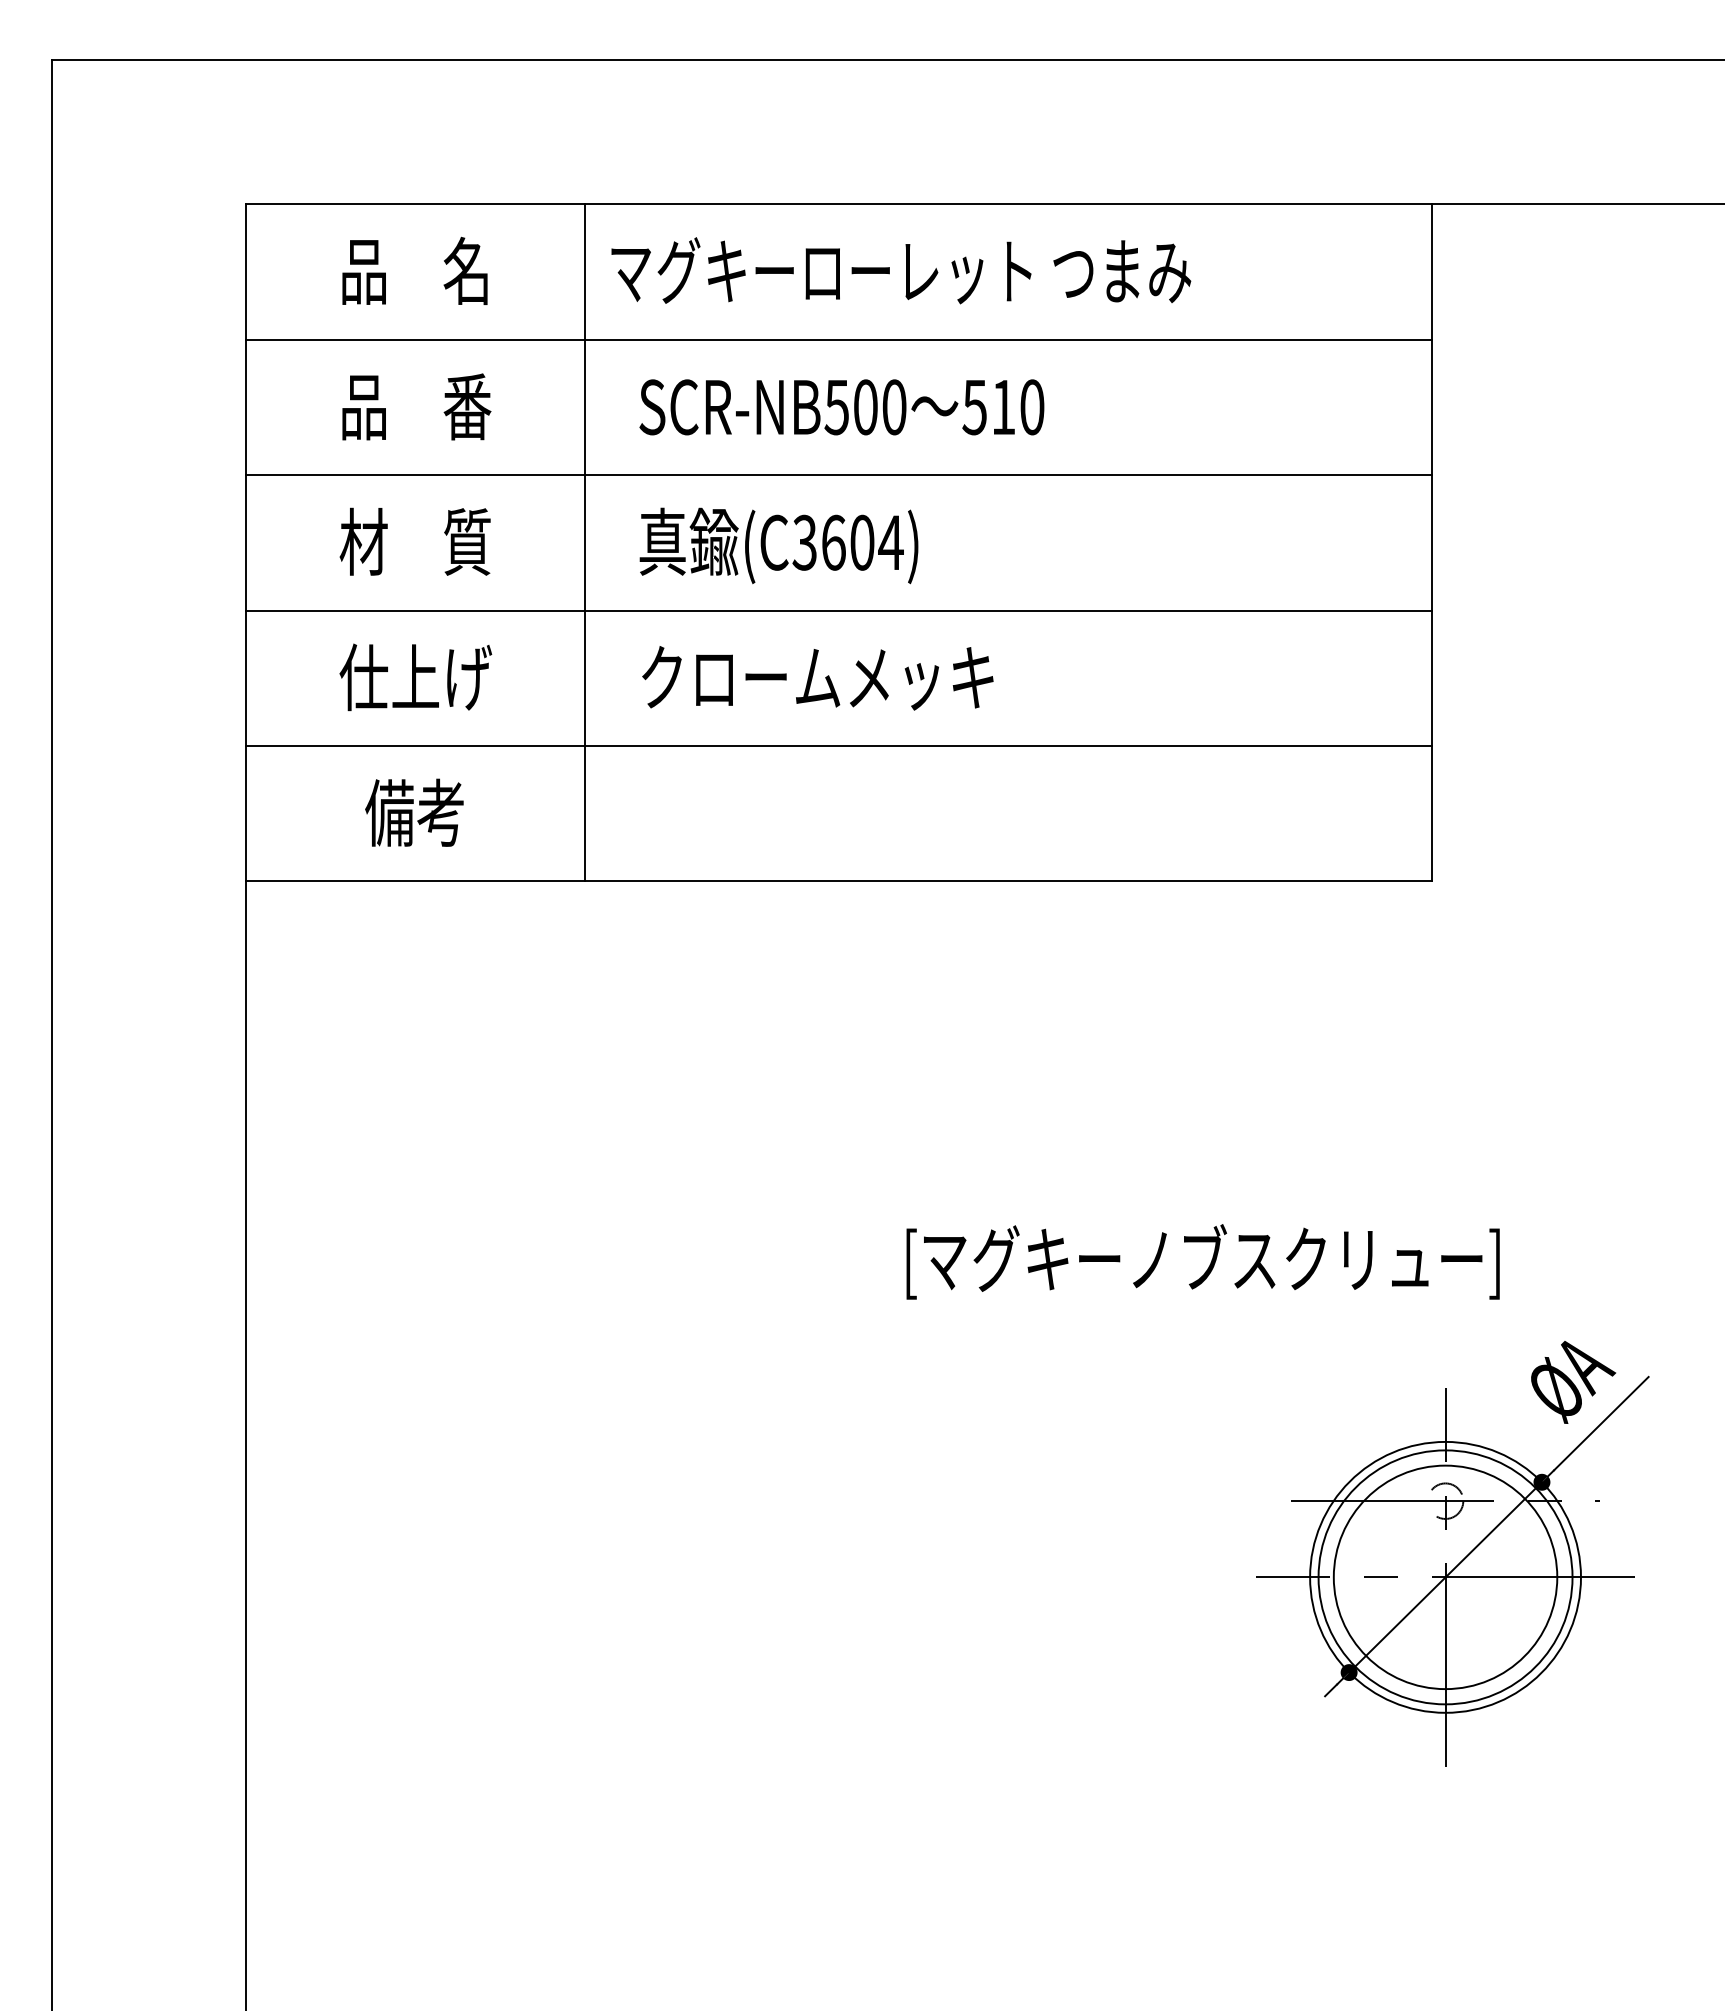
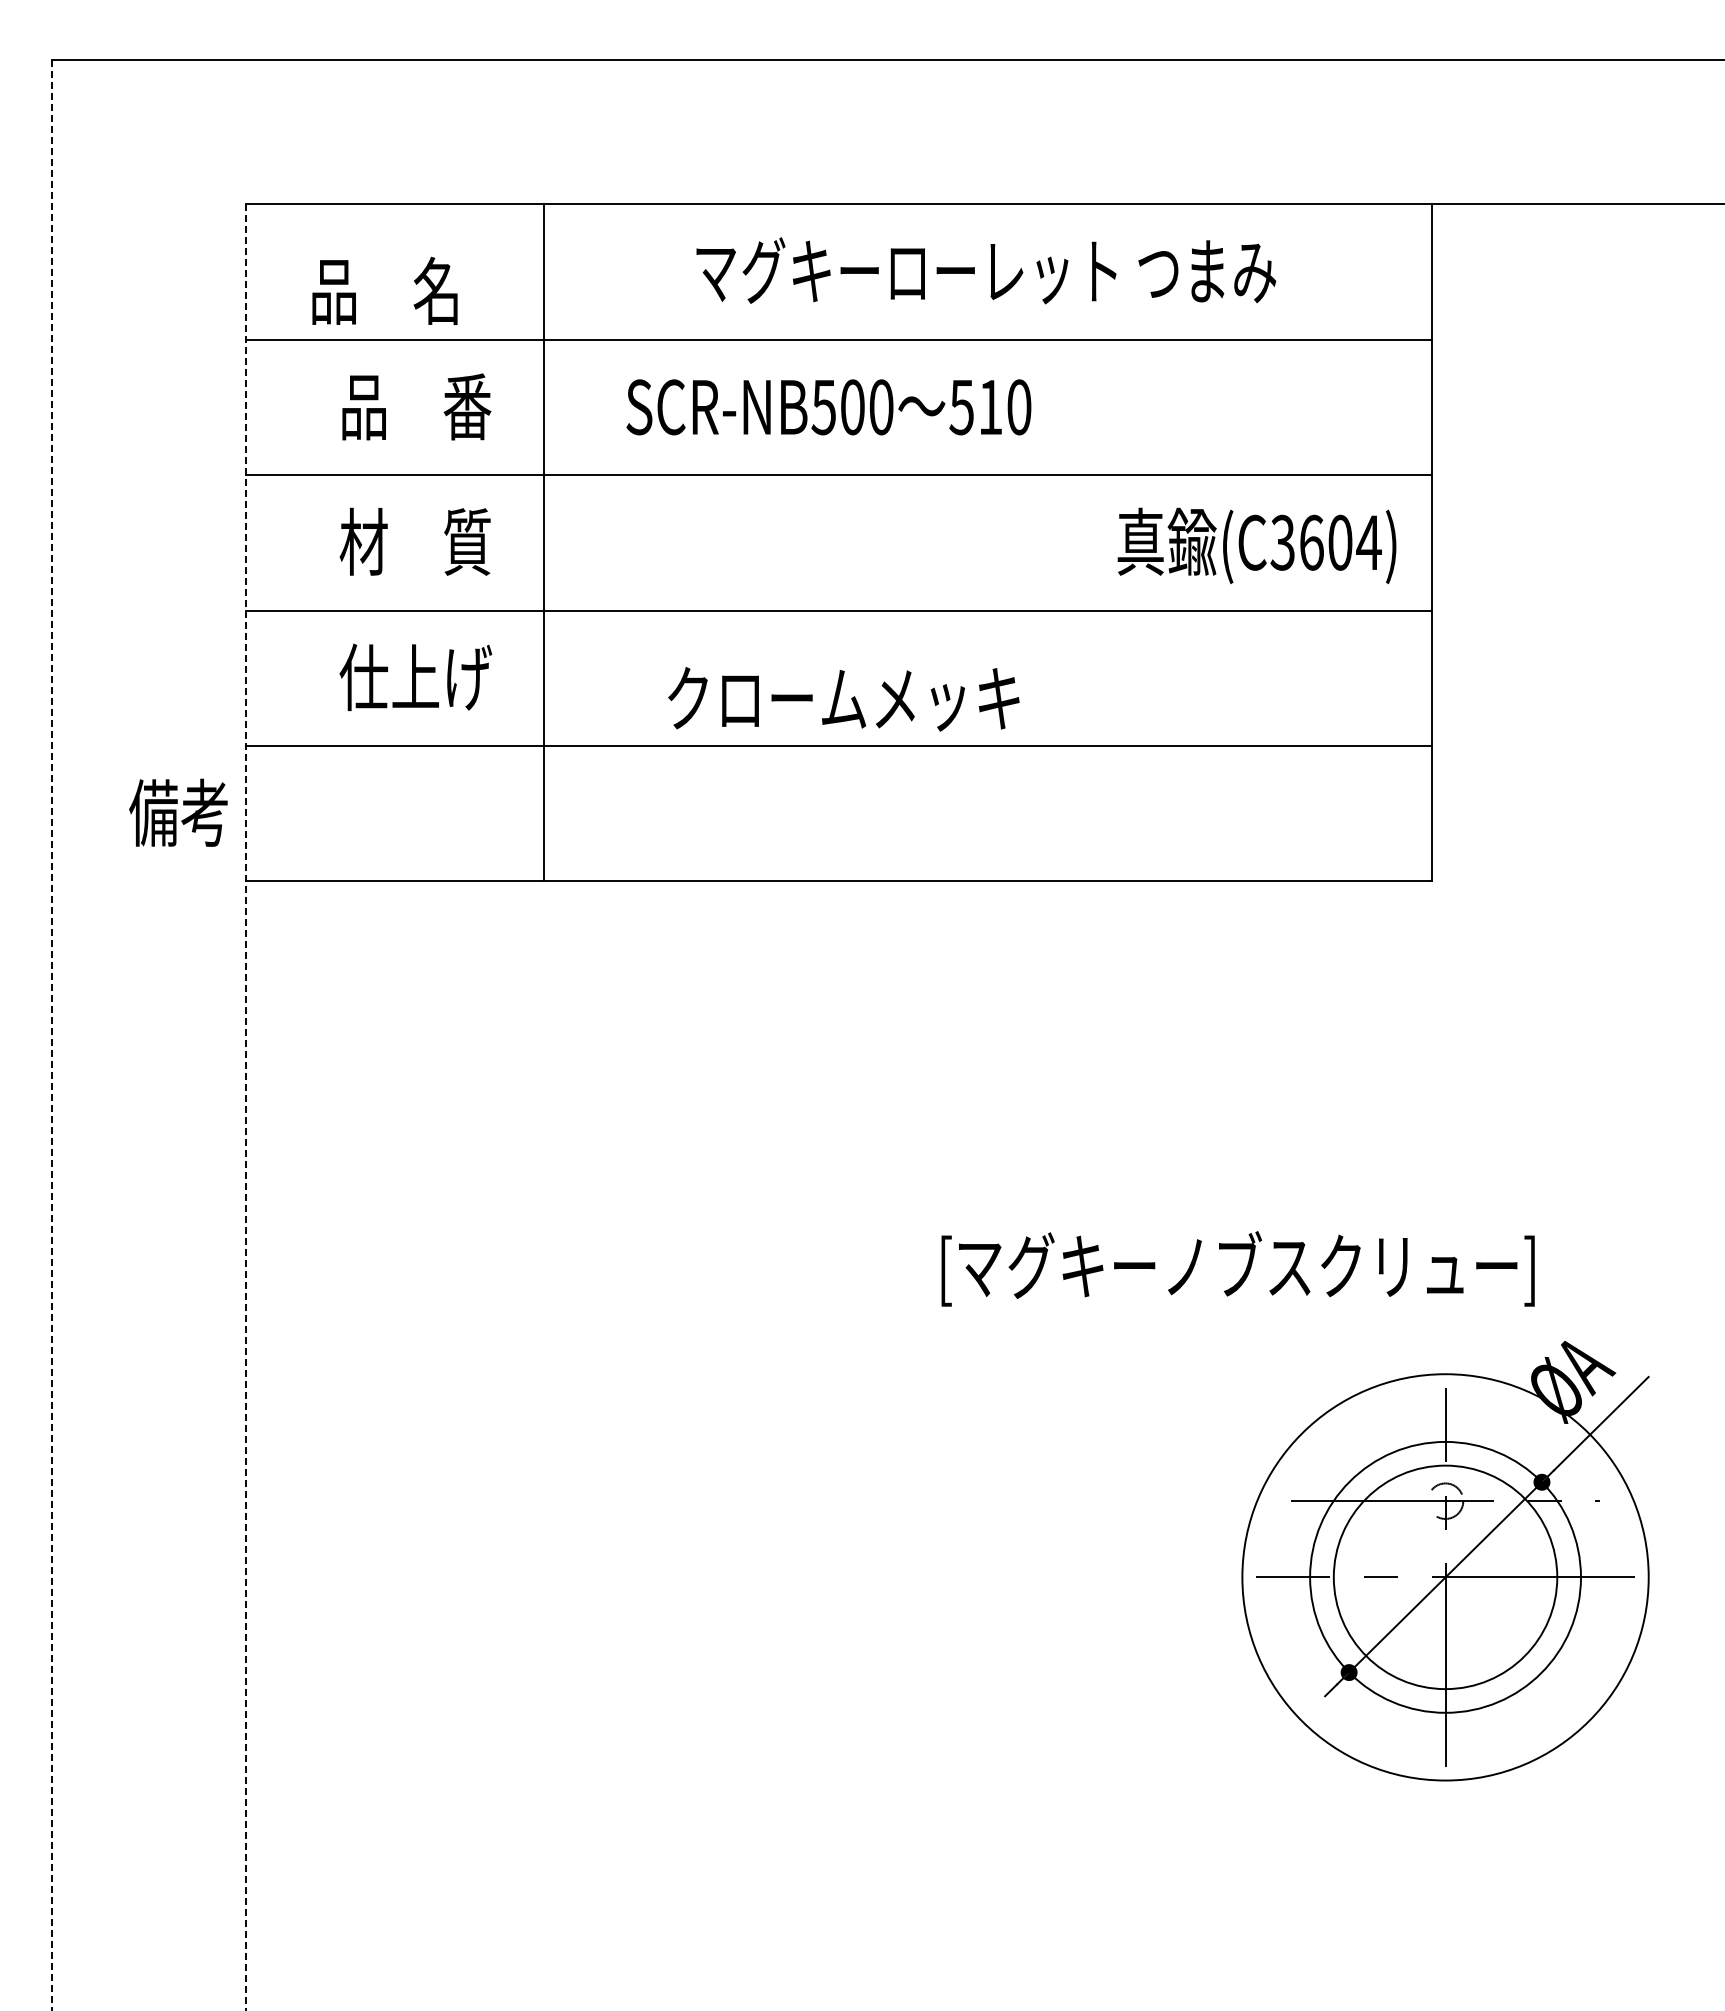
text position: (414, 270) -> (384, 290) (384, 290)
text position: (901, 270) -> (986, 270) (986, 270)
text position: (841, 407) -> (828, 407) (828, 407)
line position: (585, 542) -> (544, 542) (544, 542)
text position: (778, 545) -> (1256, 545) (1256, 545)
text position: (817, 678) -> (843, 699) (843, 699)
text position: (414, 812) -> (178, 812) (178, 812)
line: solid -> dashed (51, 1036)
line: solid -> dashed (246, 1108)
text position: (1202, 1261) -> (1237, 1268) (1237, 1268)
circle diameter: 254 px -> 406 px (1445, 1577)
